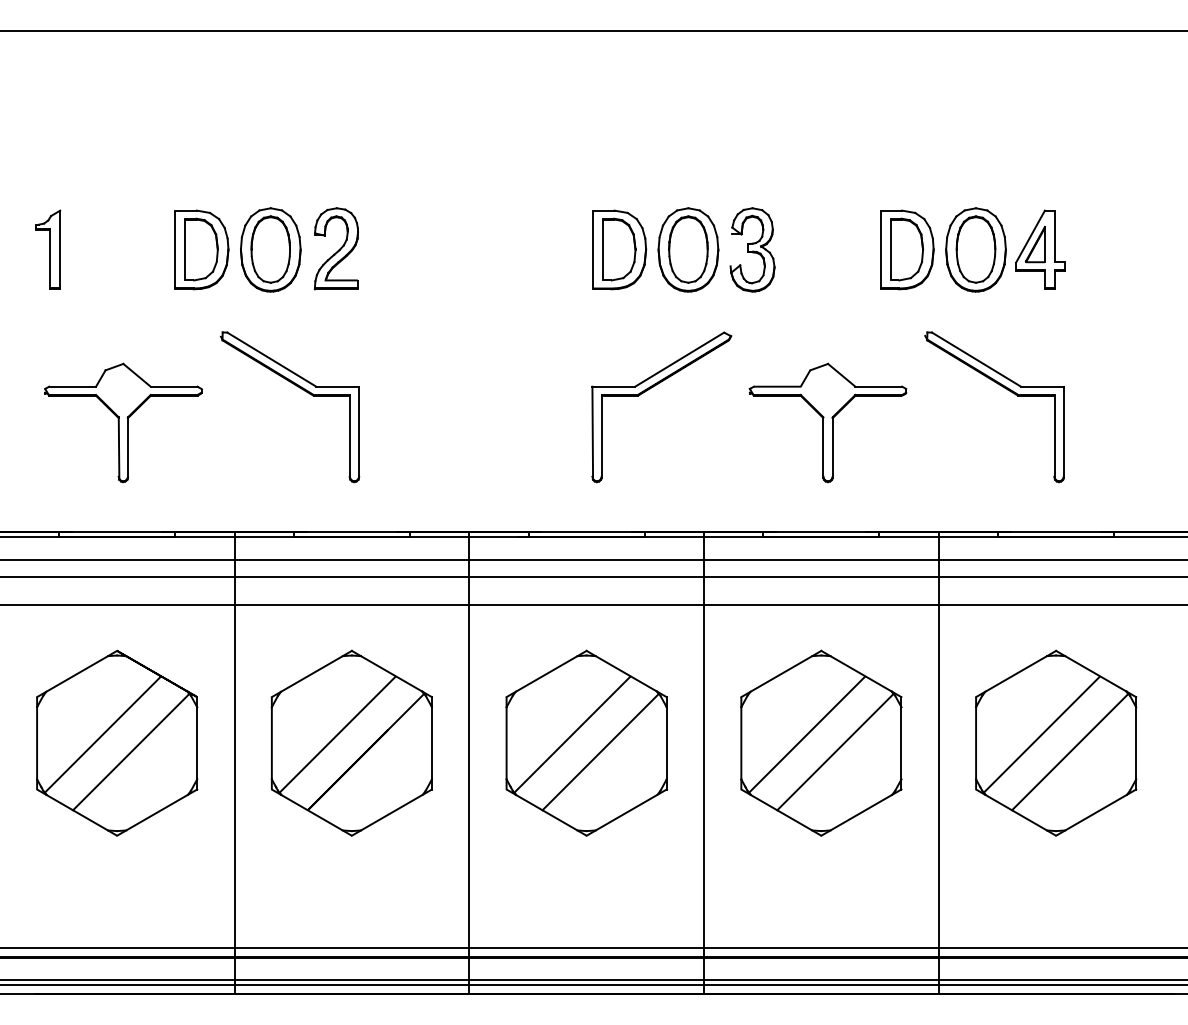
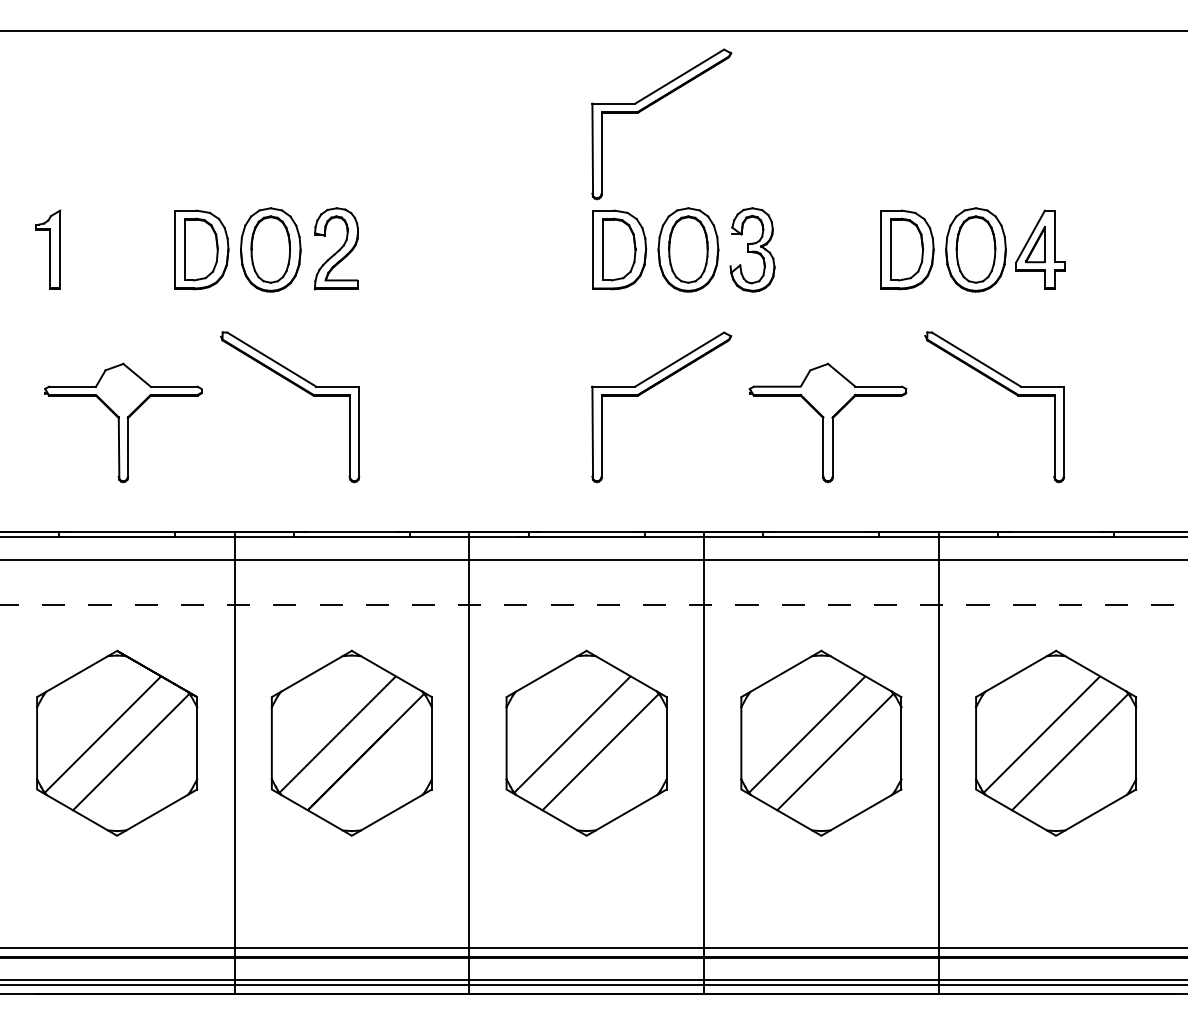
part: none -> present (650, 106)
line: present -> none (593, 576)
line: solid -> dashed (594, 604)
